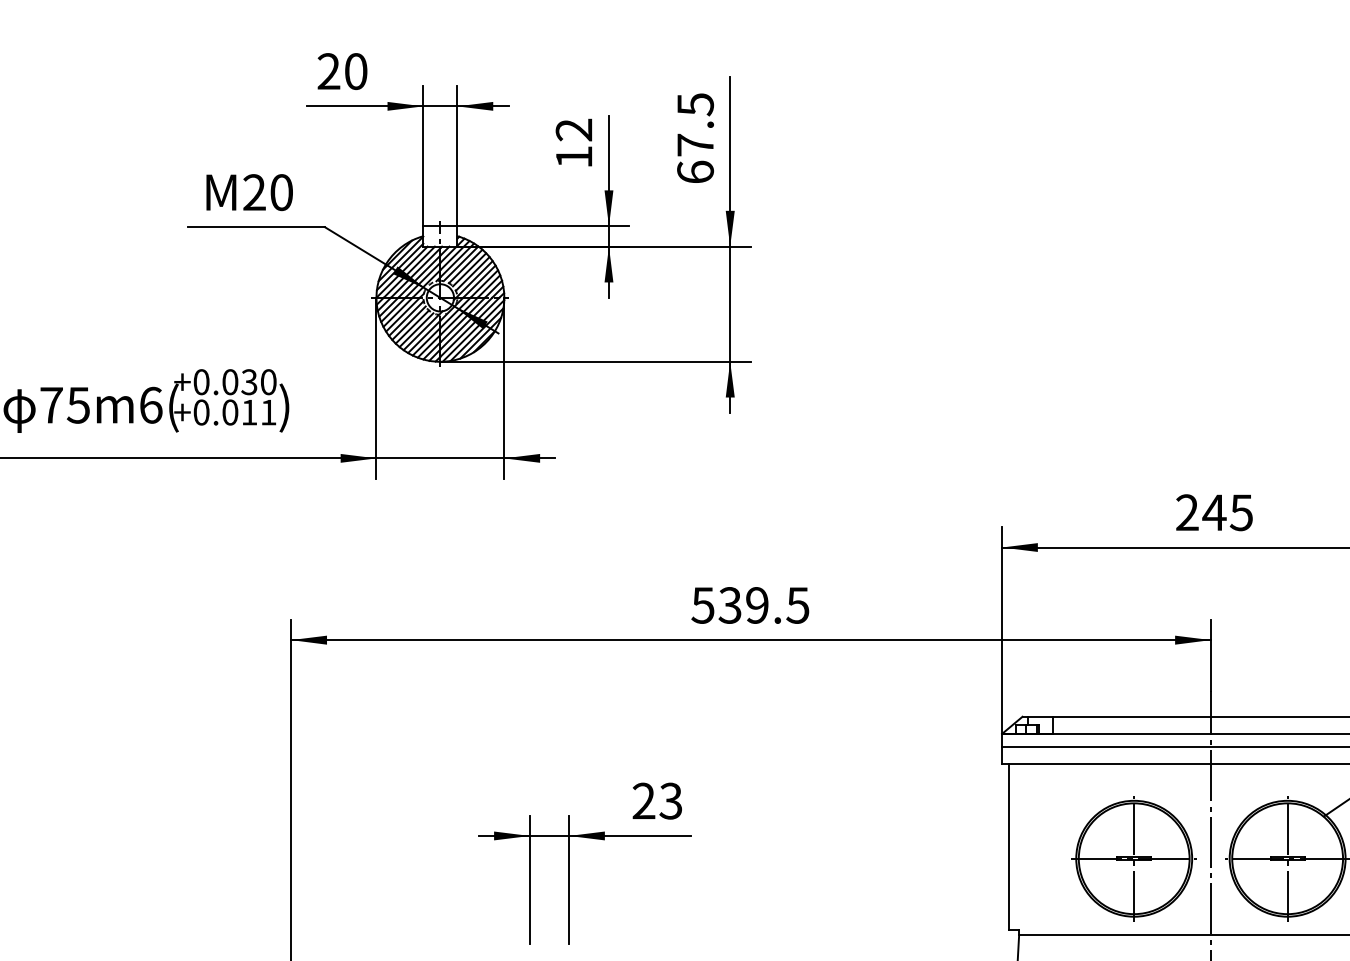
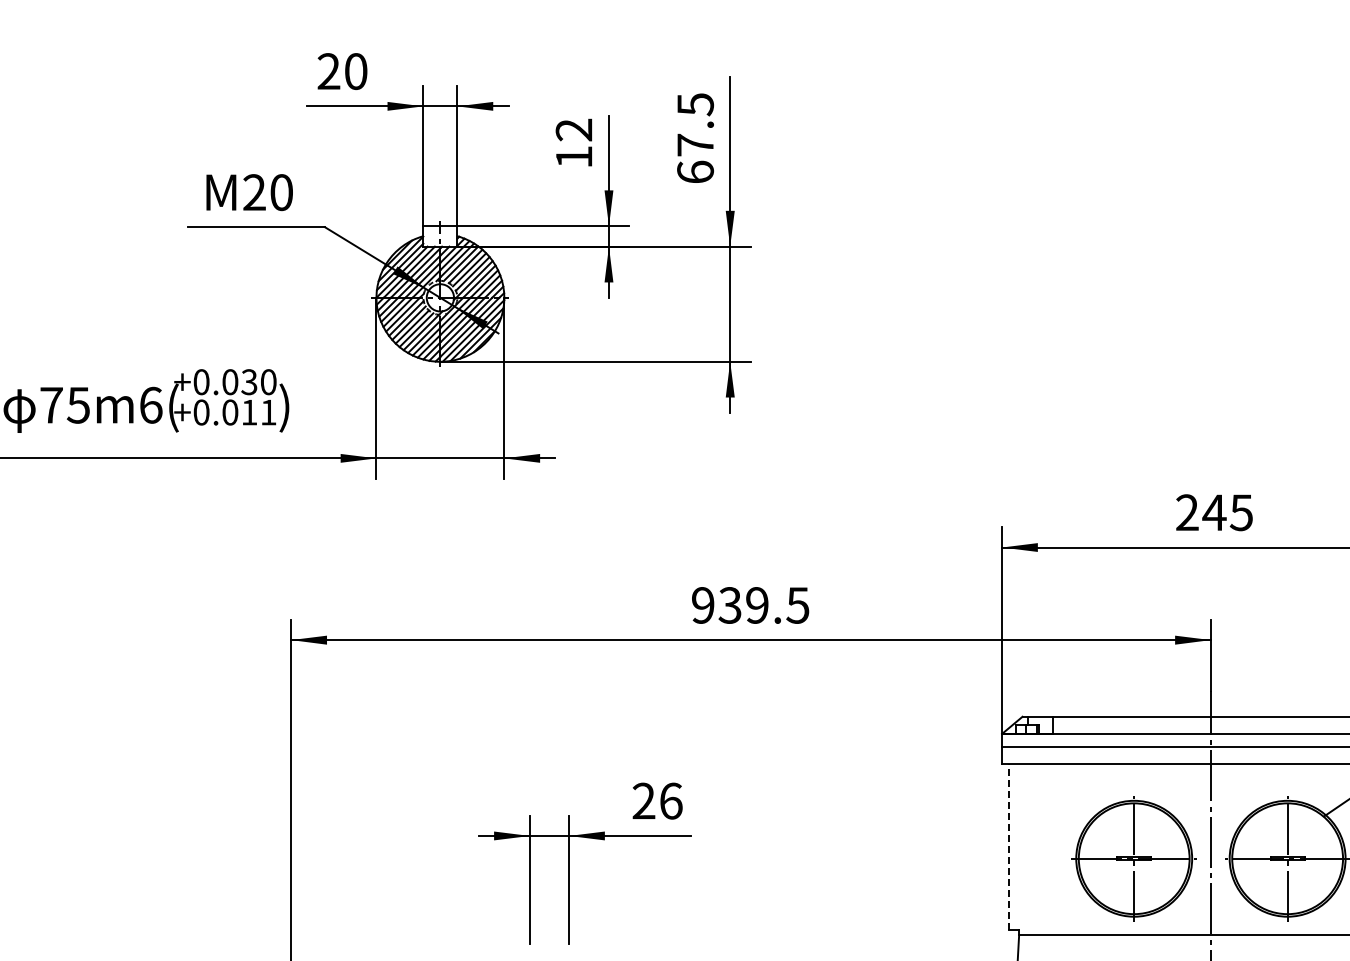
text: 539.5 -> 939.5 (702, 605)
text: 23 -> 26 (670, 800)
line: solid -> dashed (1008, 847)
